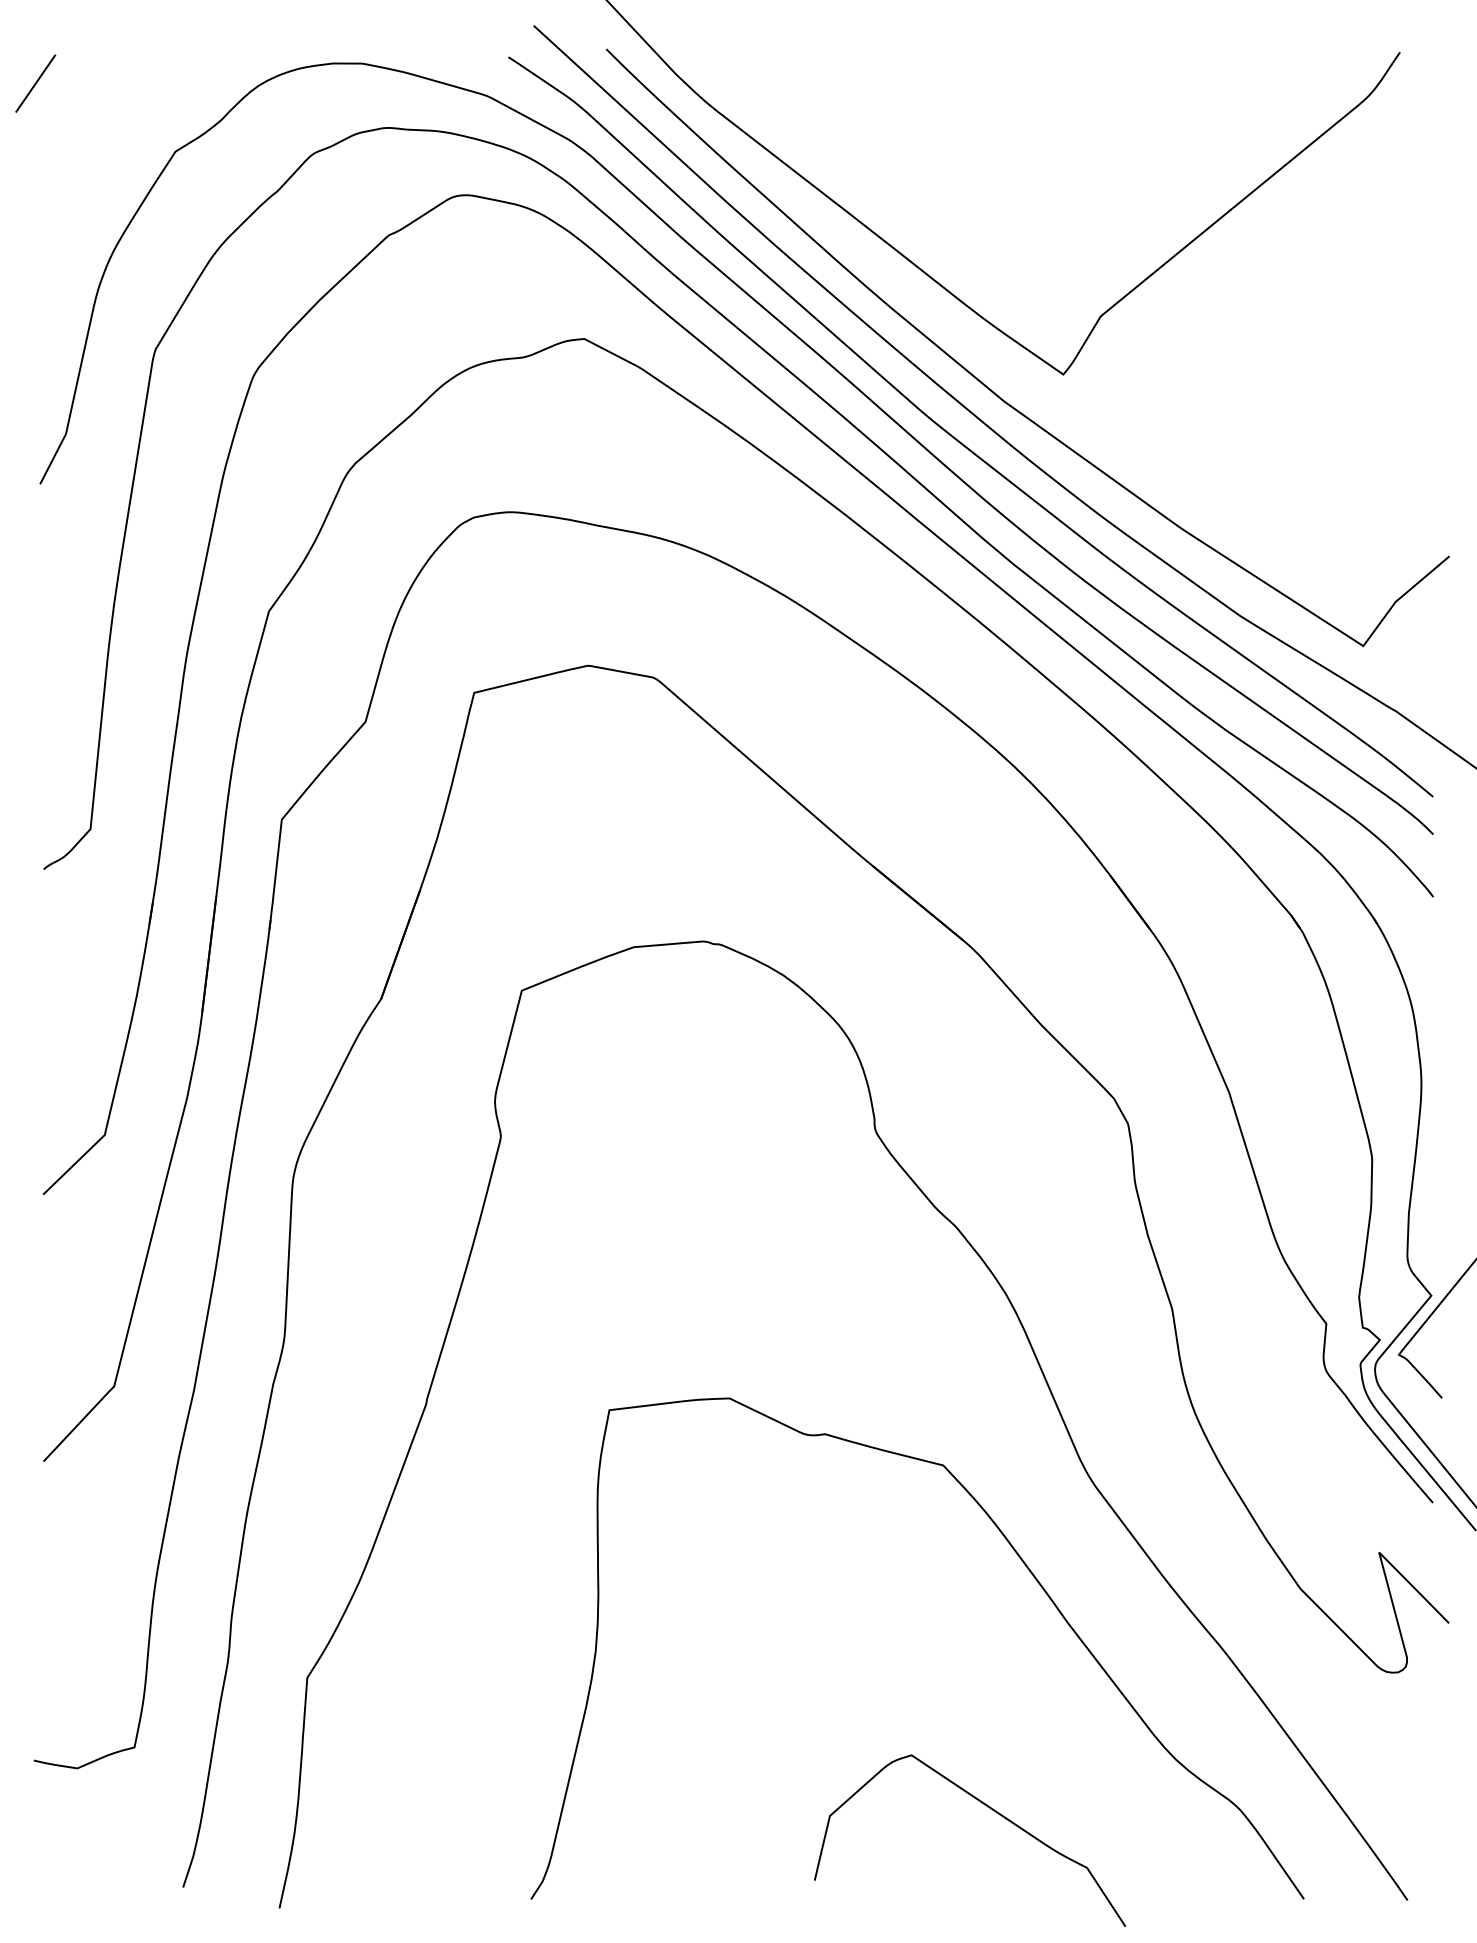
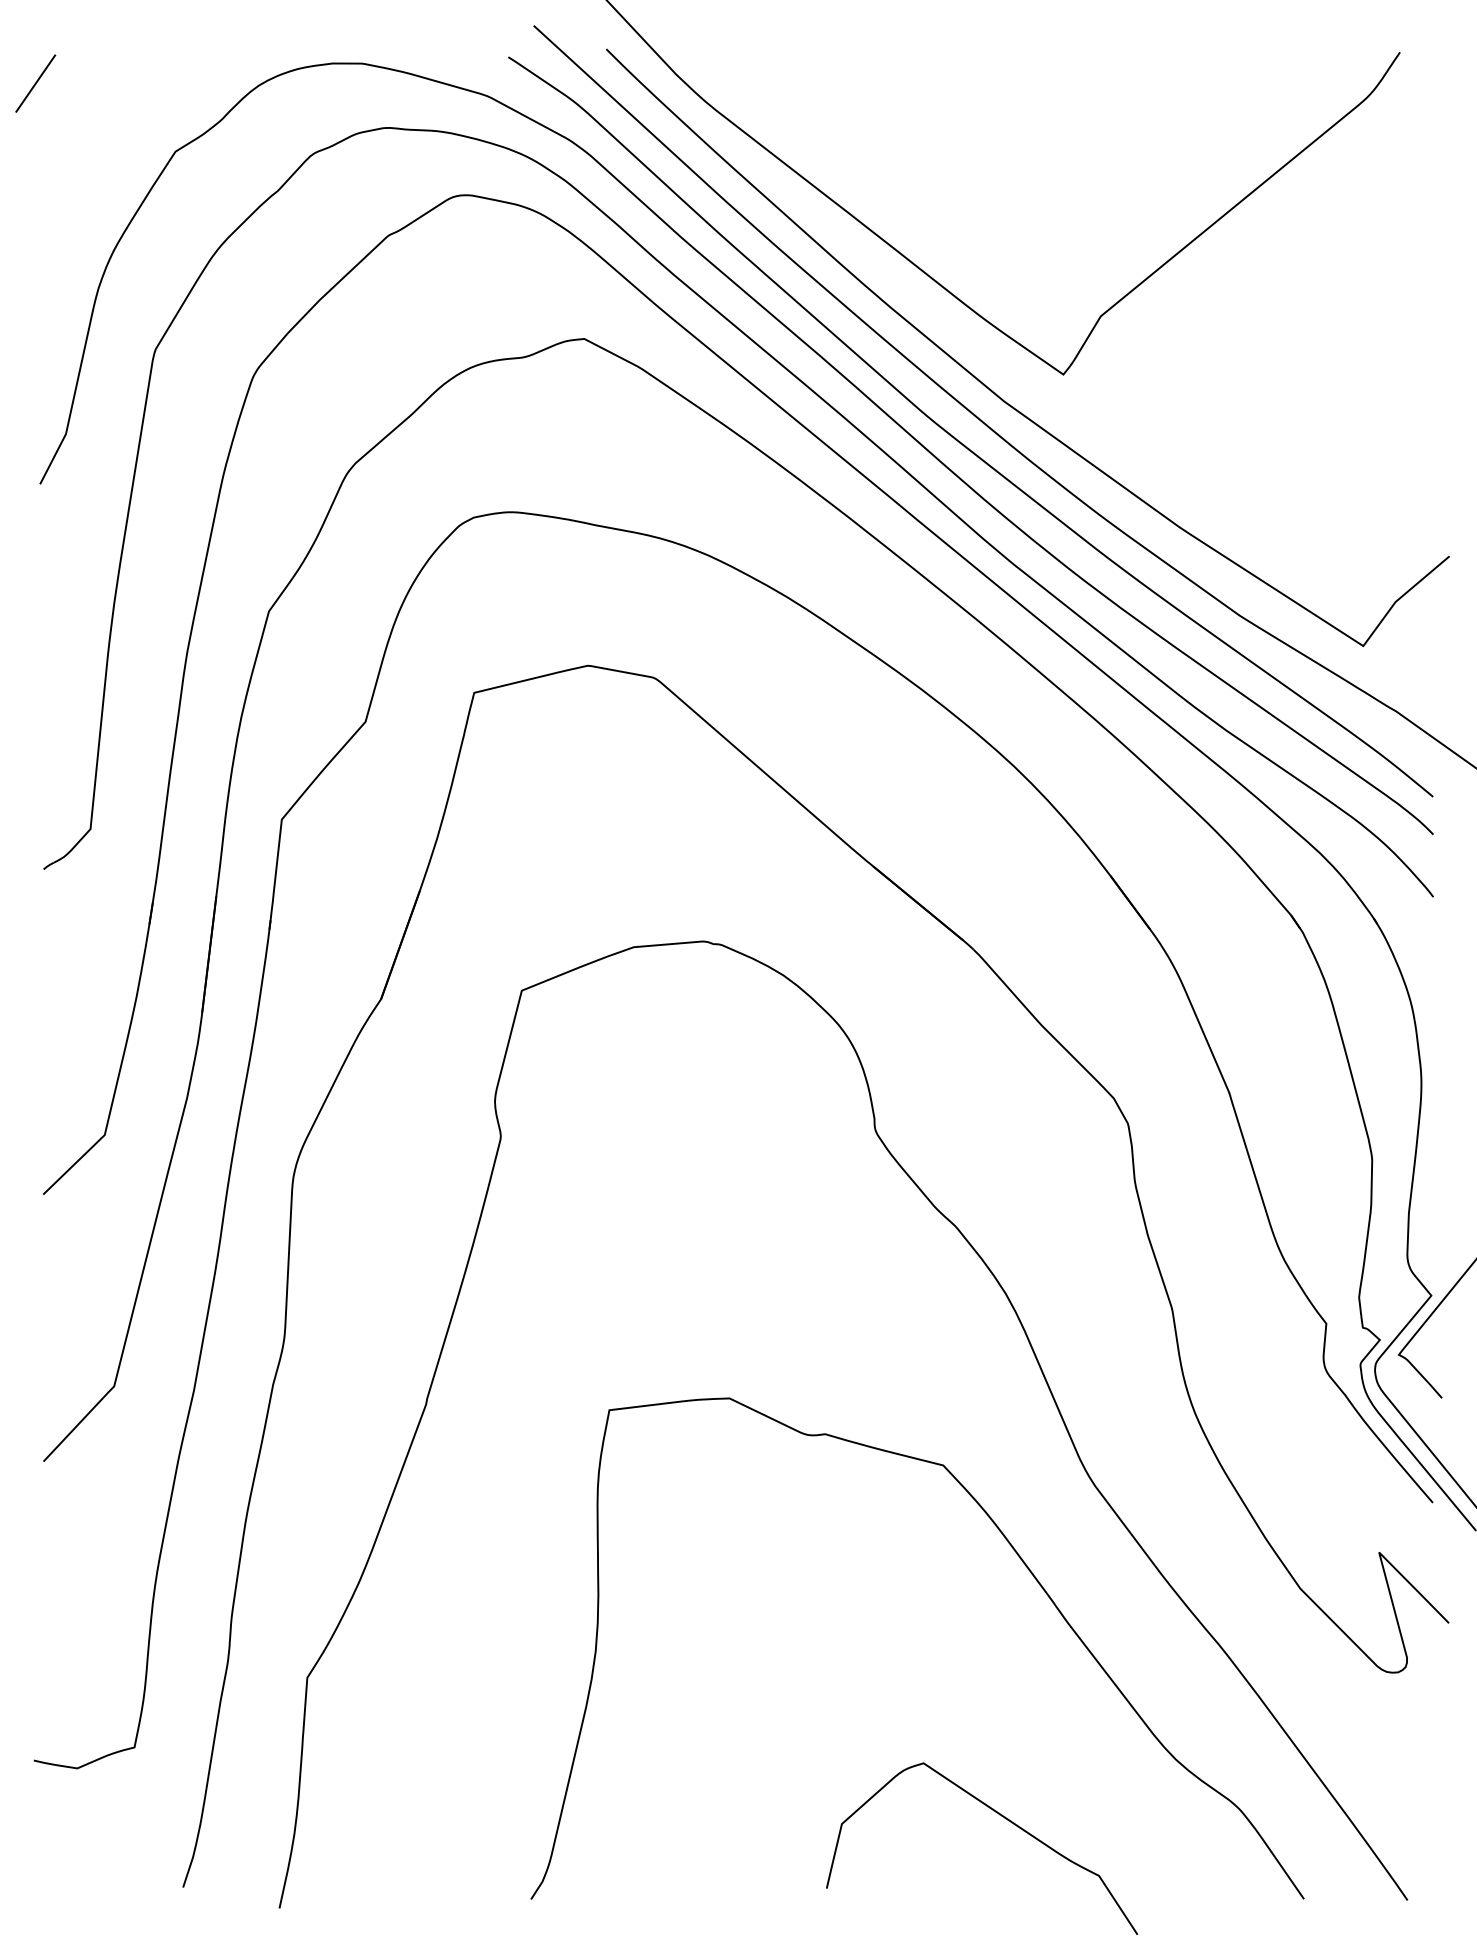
curve position: (990, 1809) -> (1002, 1817) (1002, 1817)
